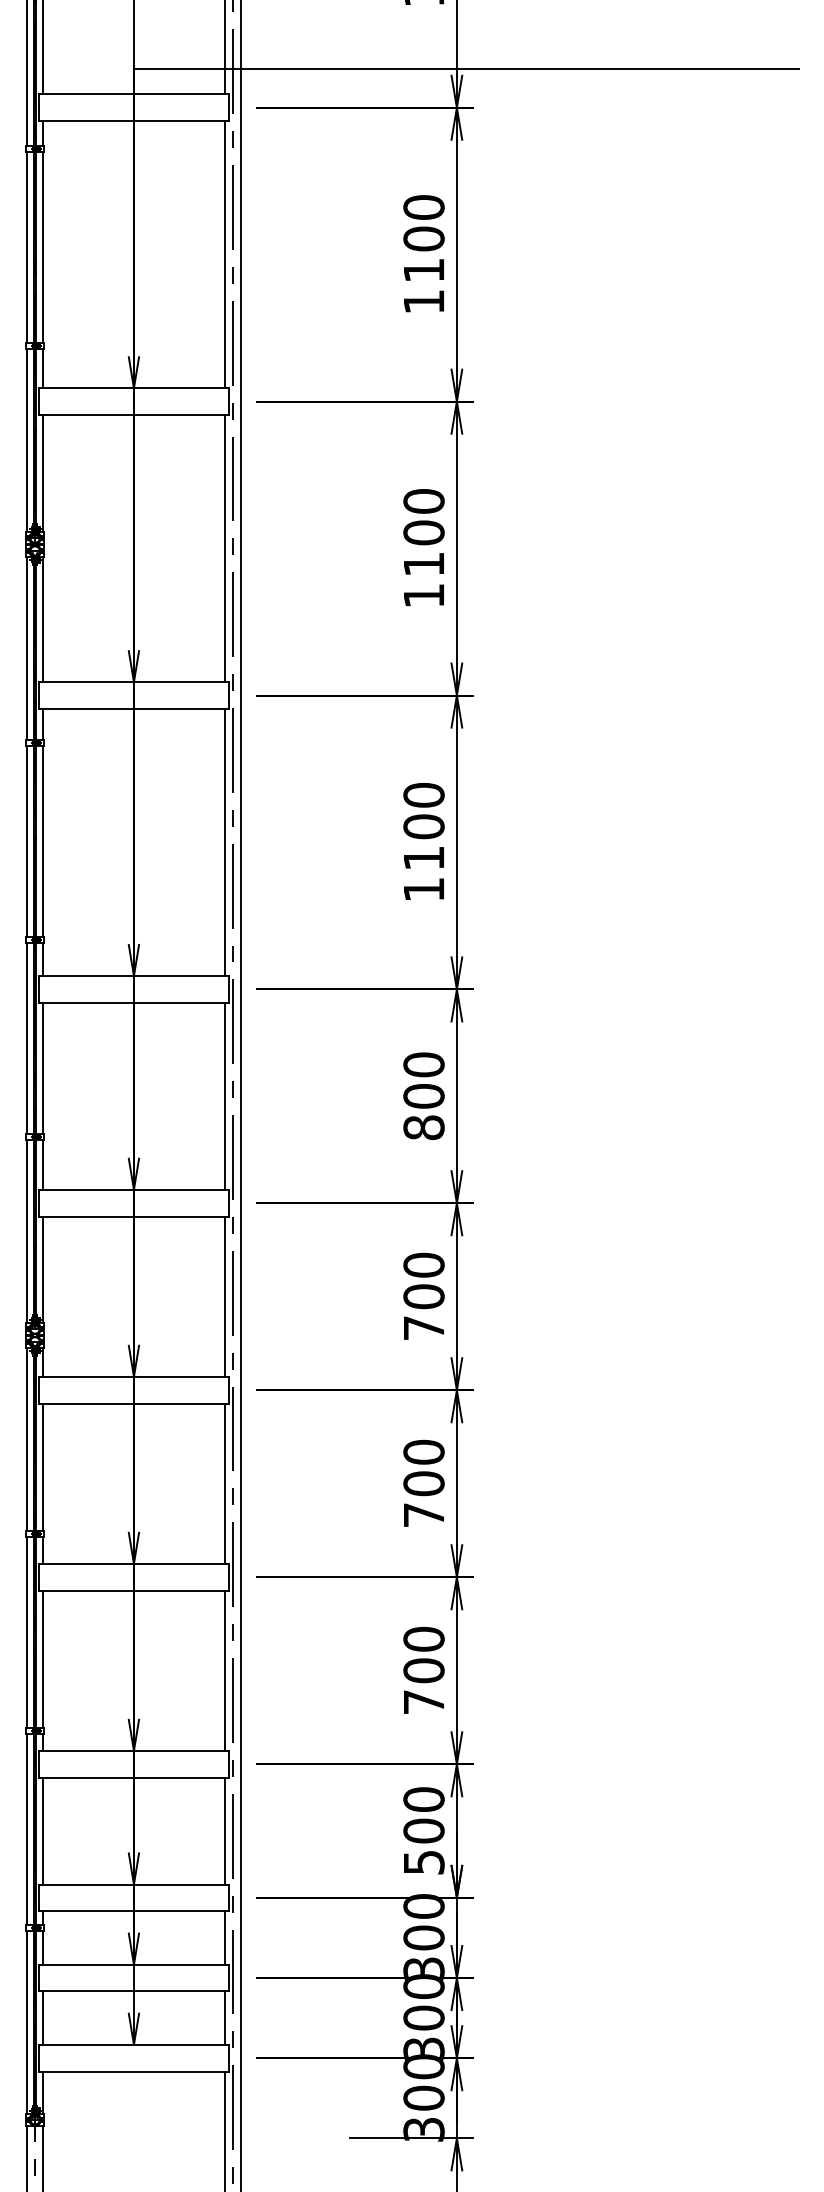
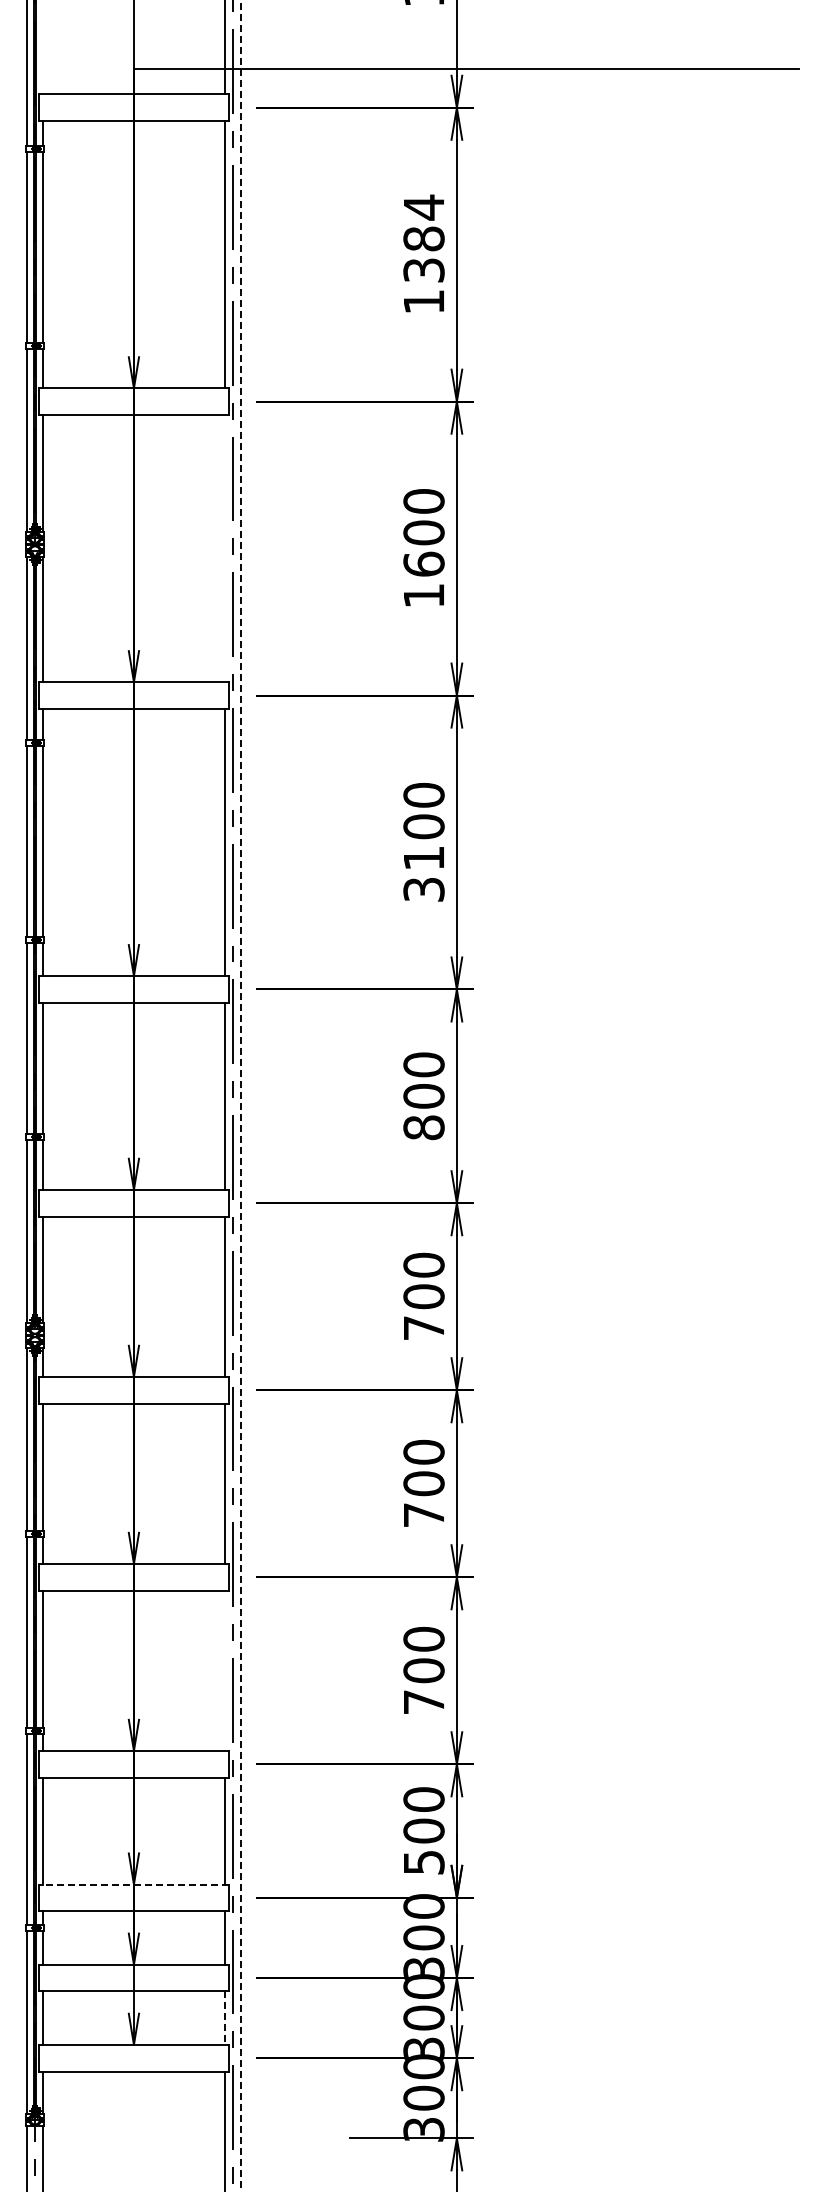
line: present -> none (43, 48)
text: 1100 -> 1384 (423, 238)
line: present -> none (224, 548)
text: 1100 -> 1600 (423, 563)
text: 1100 -> 3100 (423, 889)
line: solid -> dashed (240, 1095)
line: present -> none (224, 1670)
line: solid -> dashed (133, 1884)
line: solid -> dashed (224, 2018)
